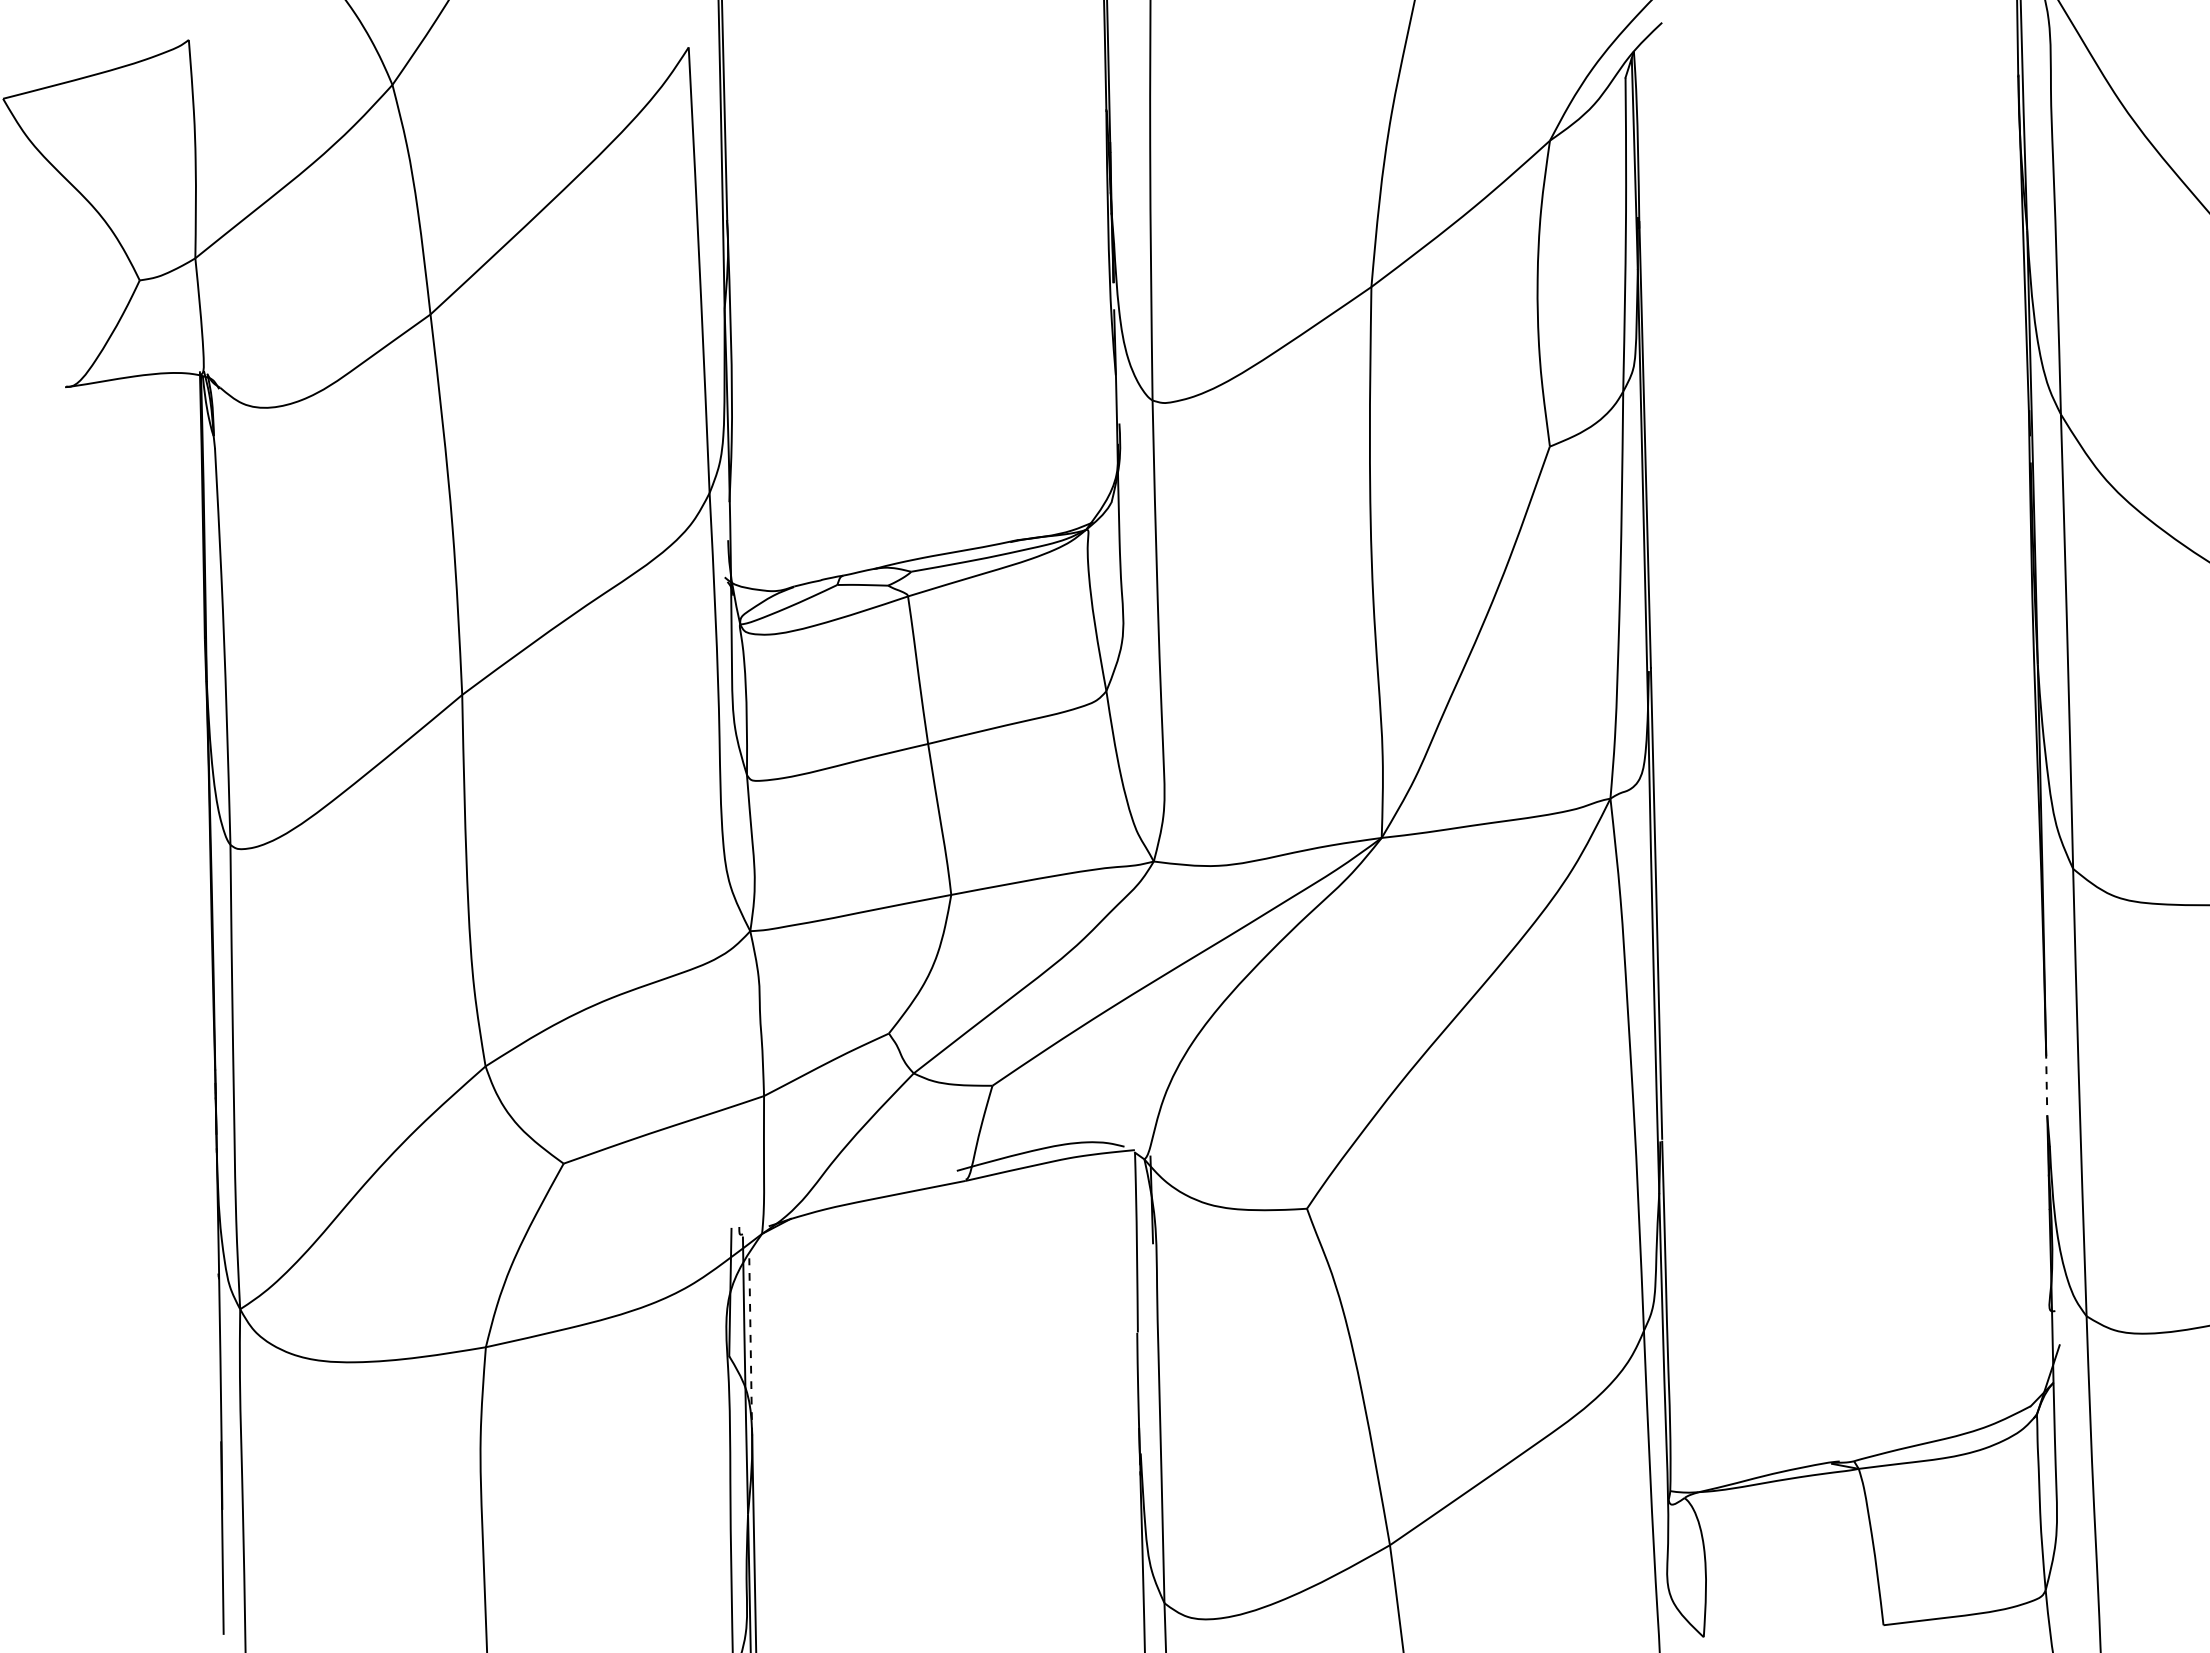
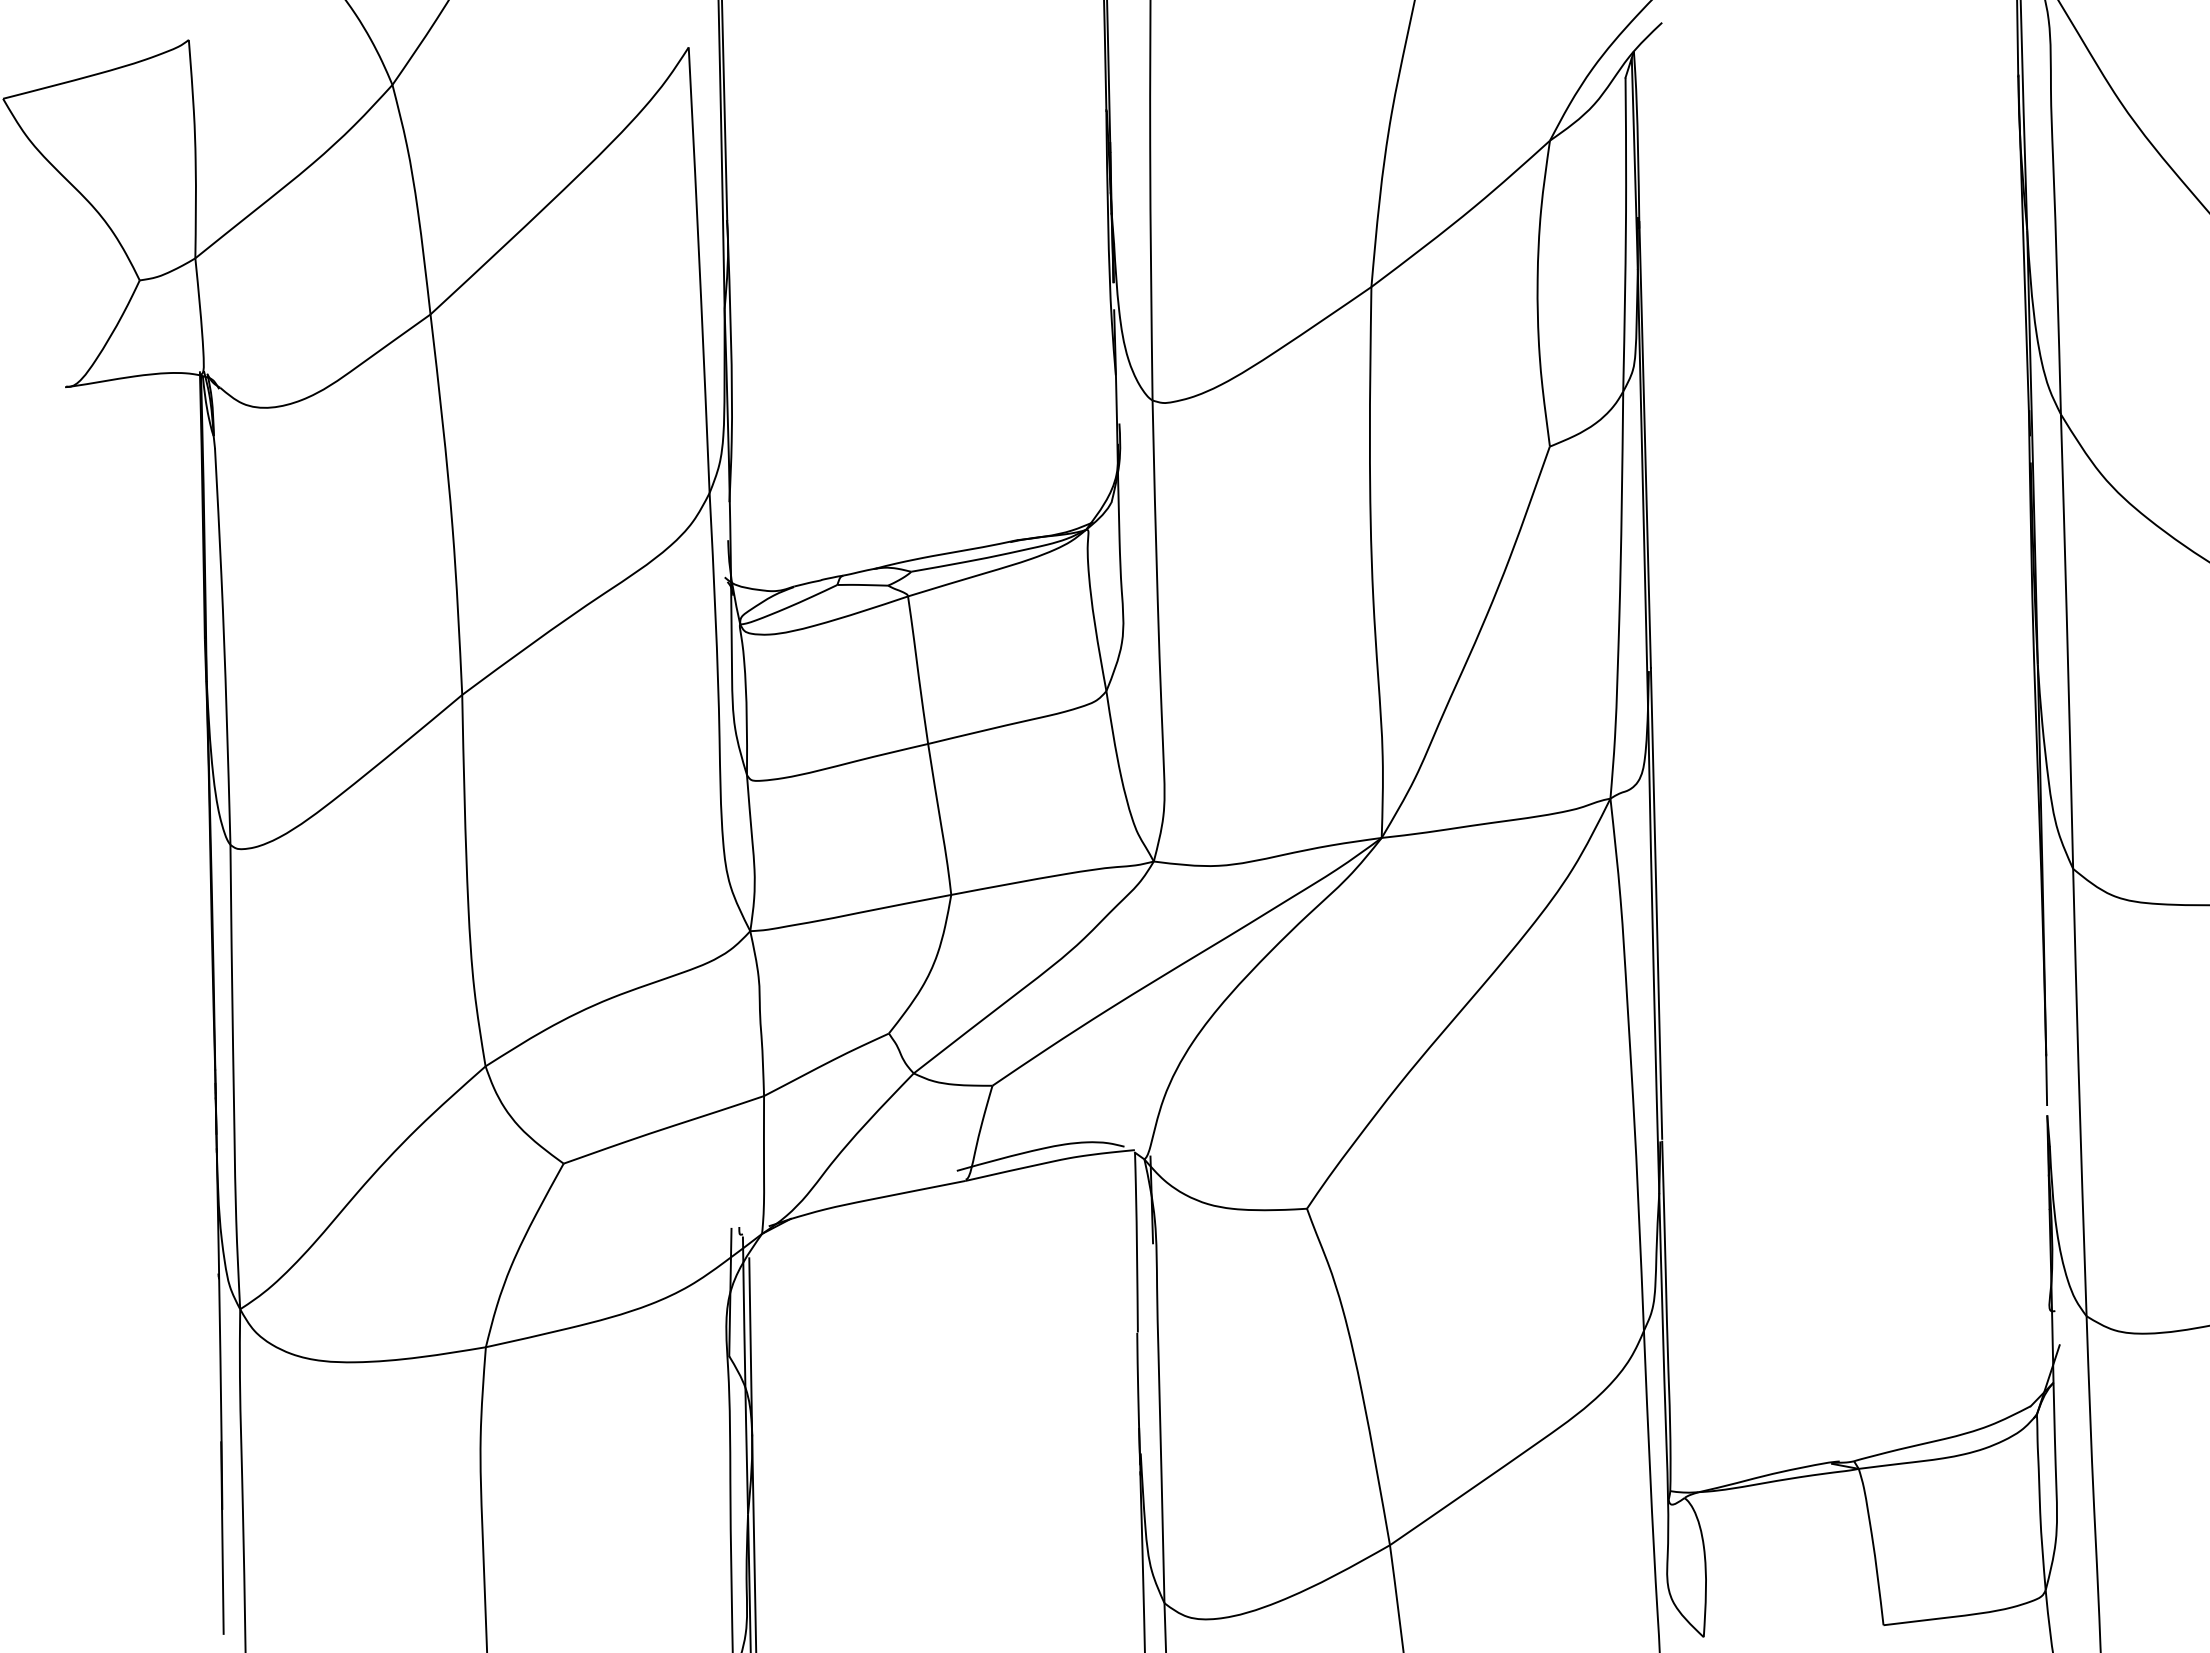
line: dashed -> solid (2046, 1080)
line: dashed -> solid (750, 1346)
